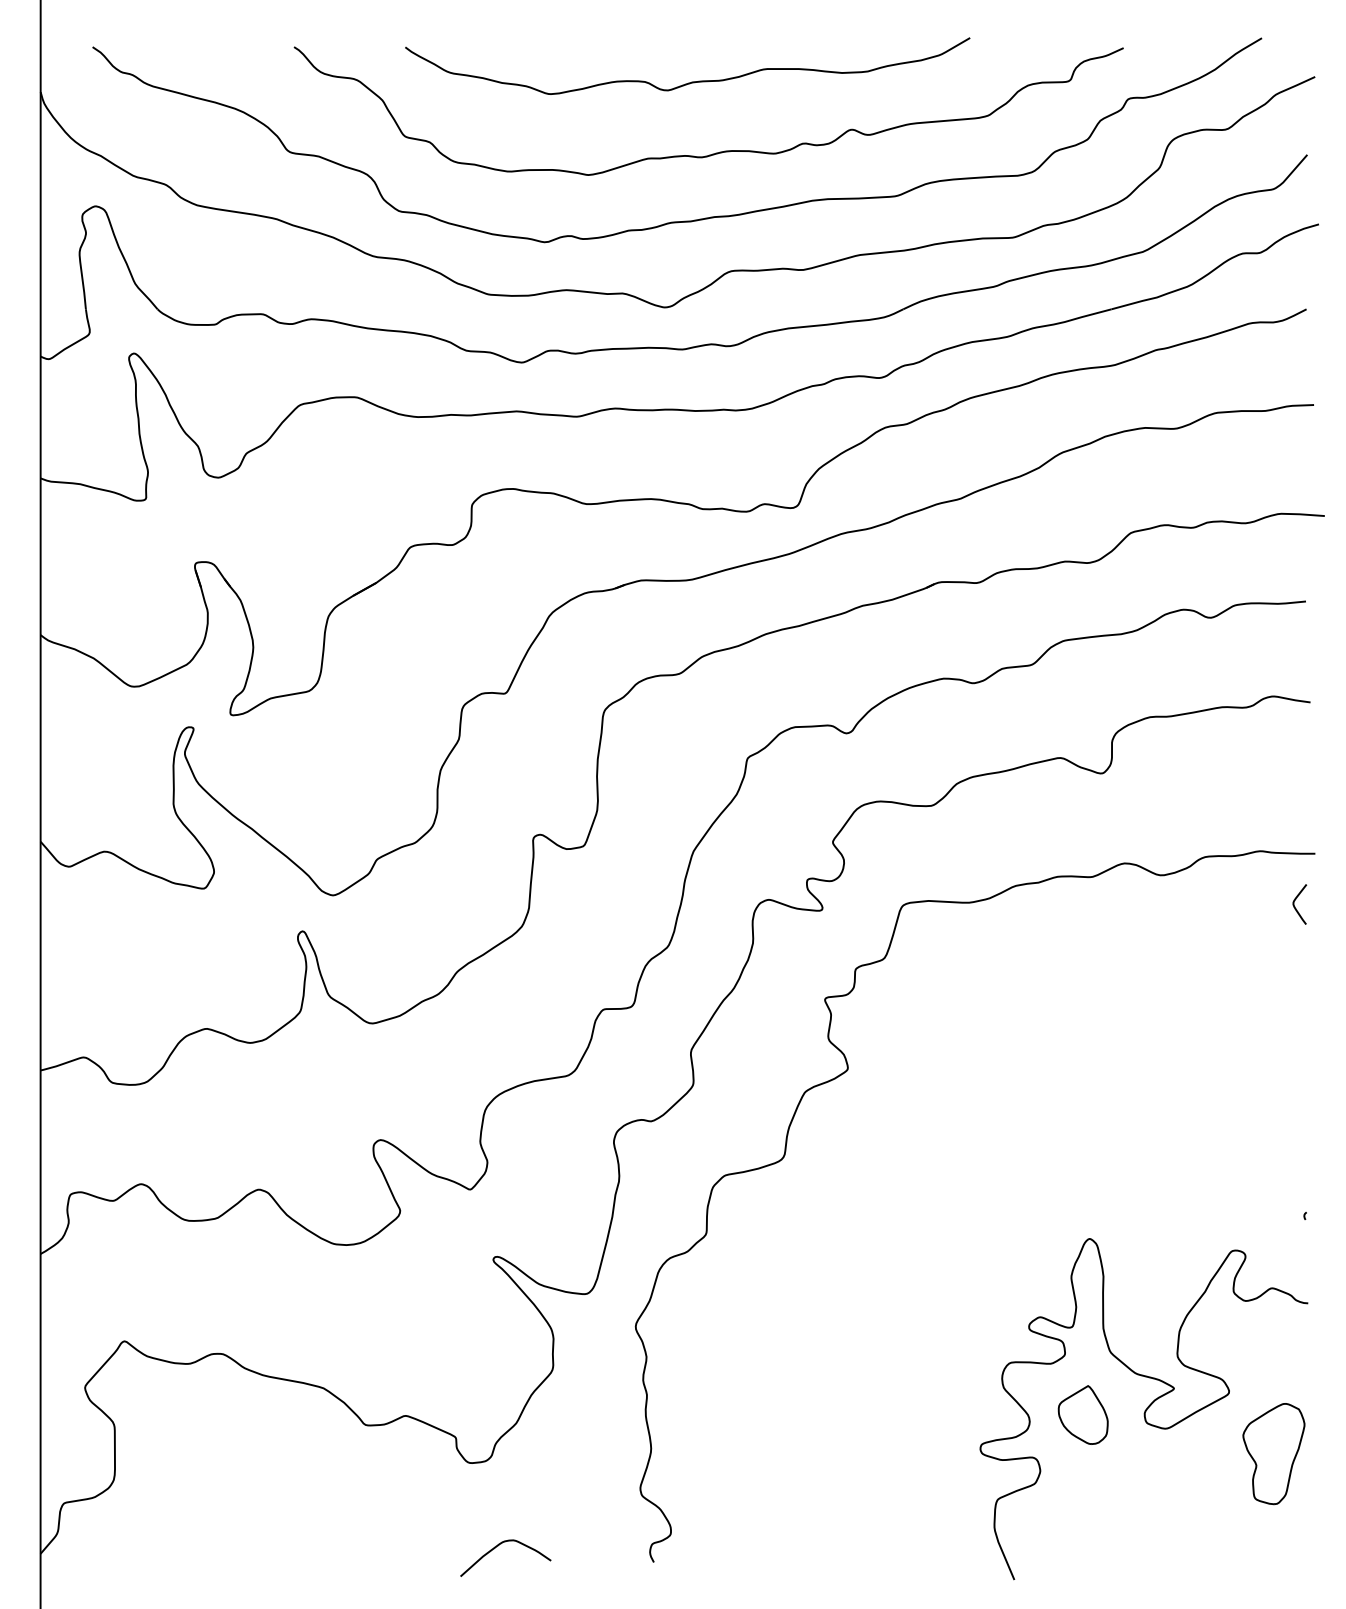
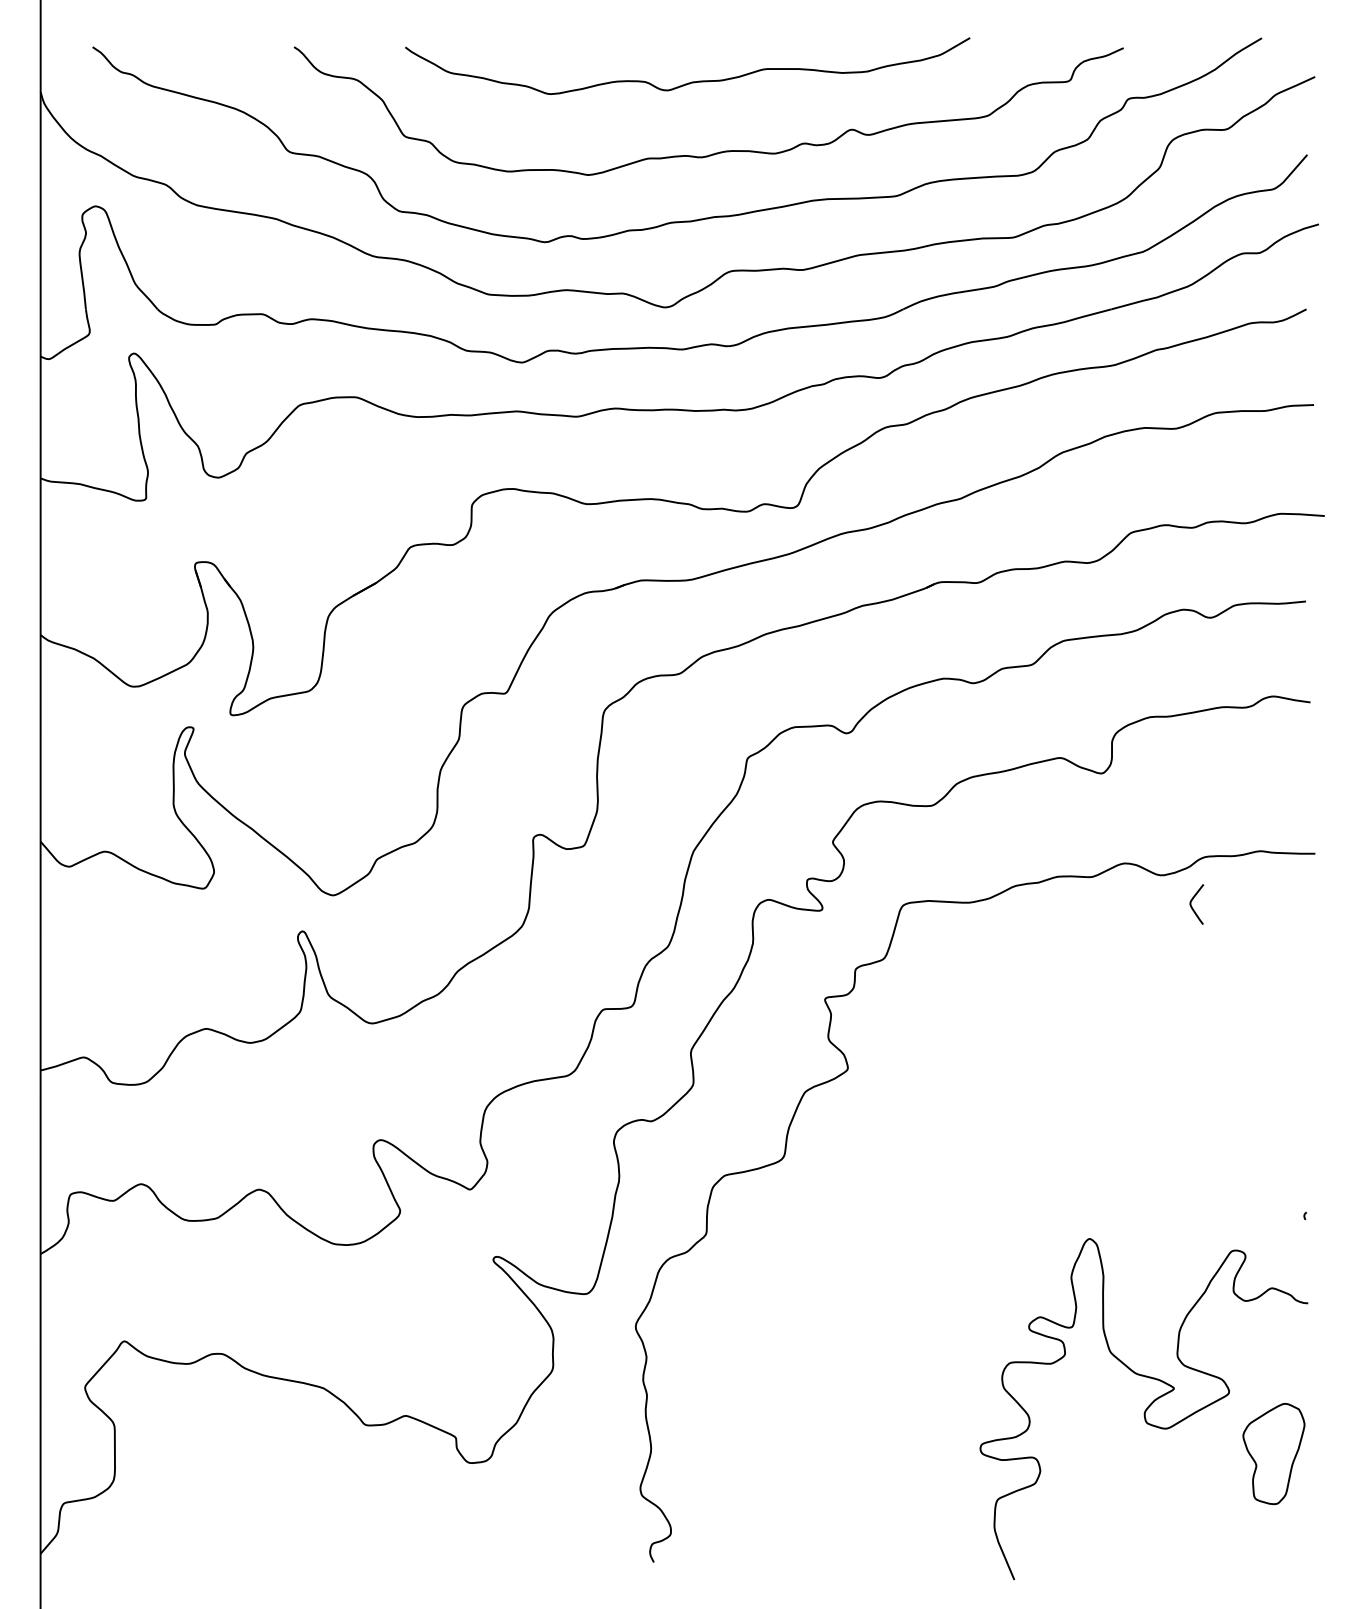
curve position: (1295, 906) -> (1192, 906) (1192, 906)
part: present -> none (1082, 1414)
curve: present -> none (498, 1546)
